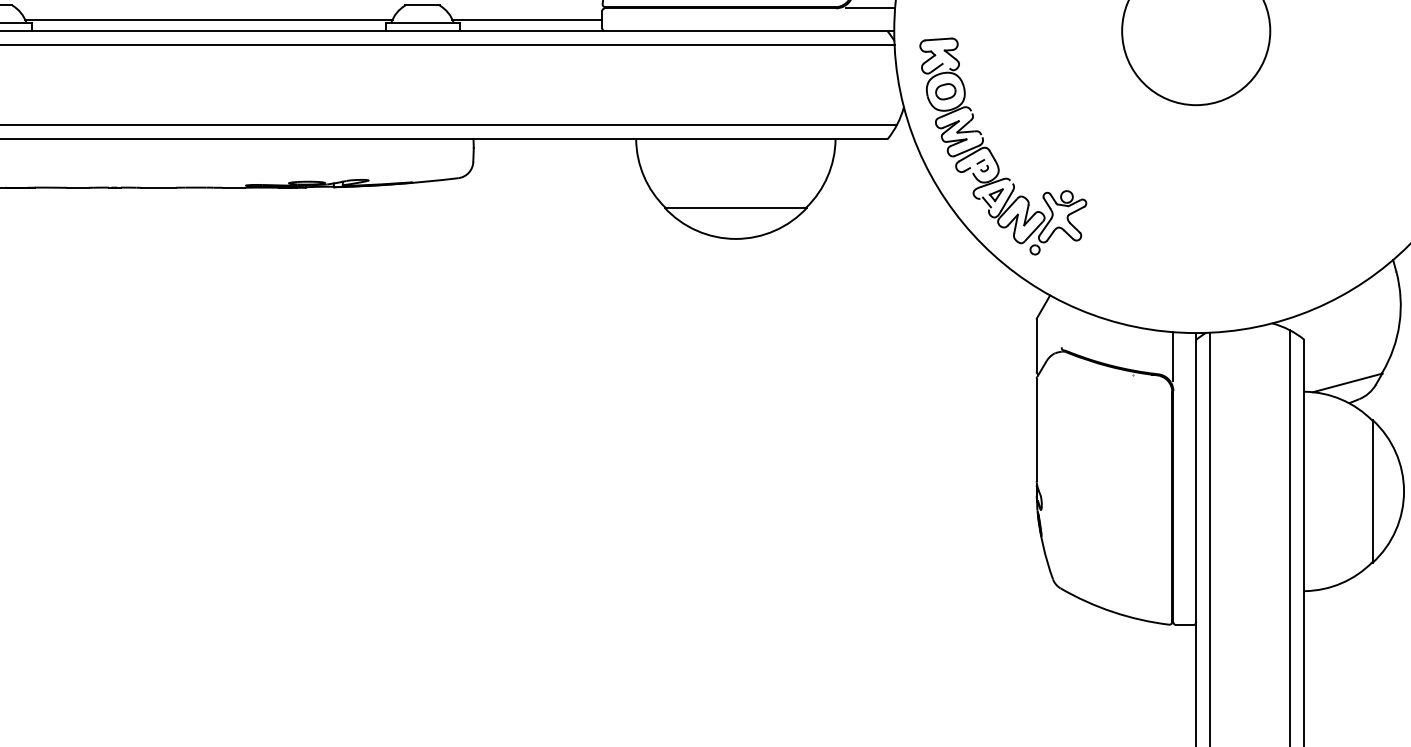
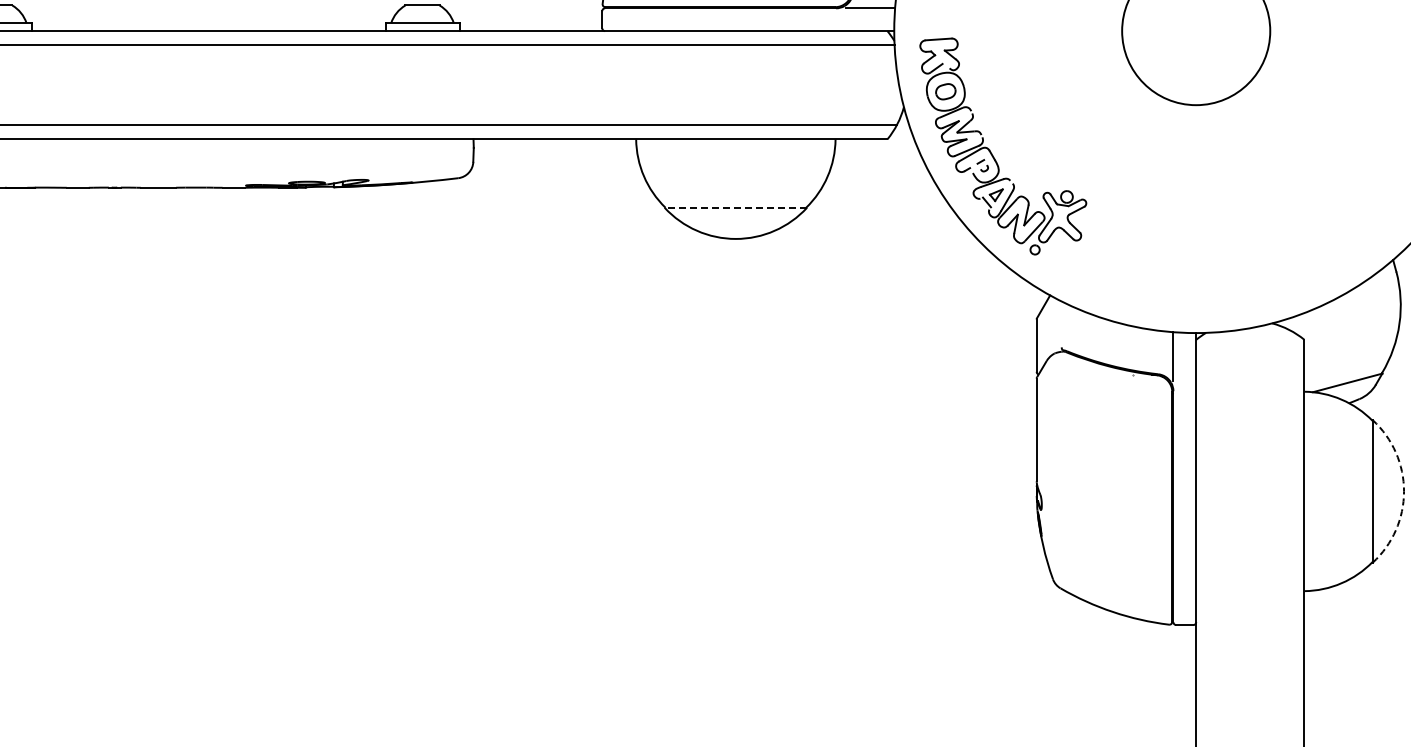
line: present -> none (208, 19)
line: present -> none (527, 19)
line: solid -> dashed (735, 207)
arc: solid -> dashed (1404, 491)
line: present -> none (1290, 536)
line: present -> none (1210, 537)
